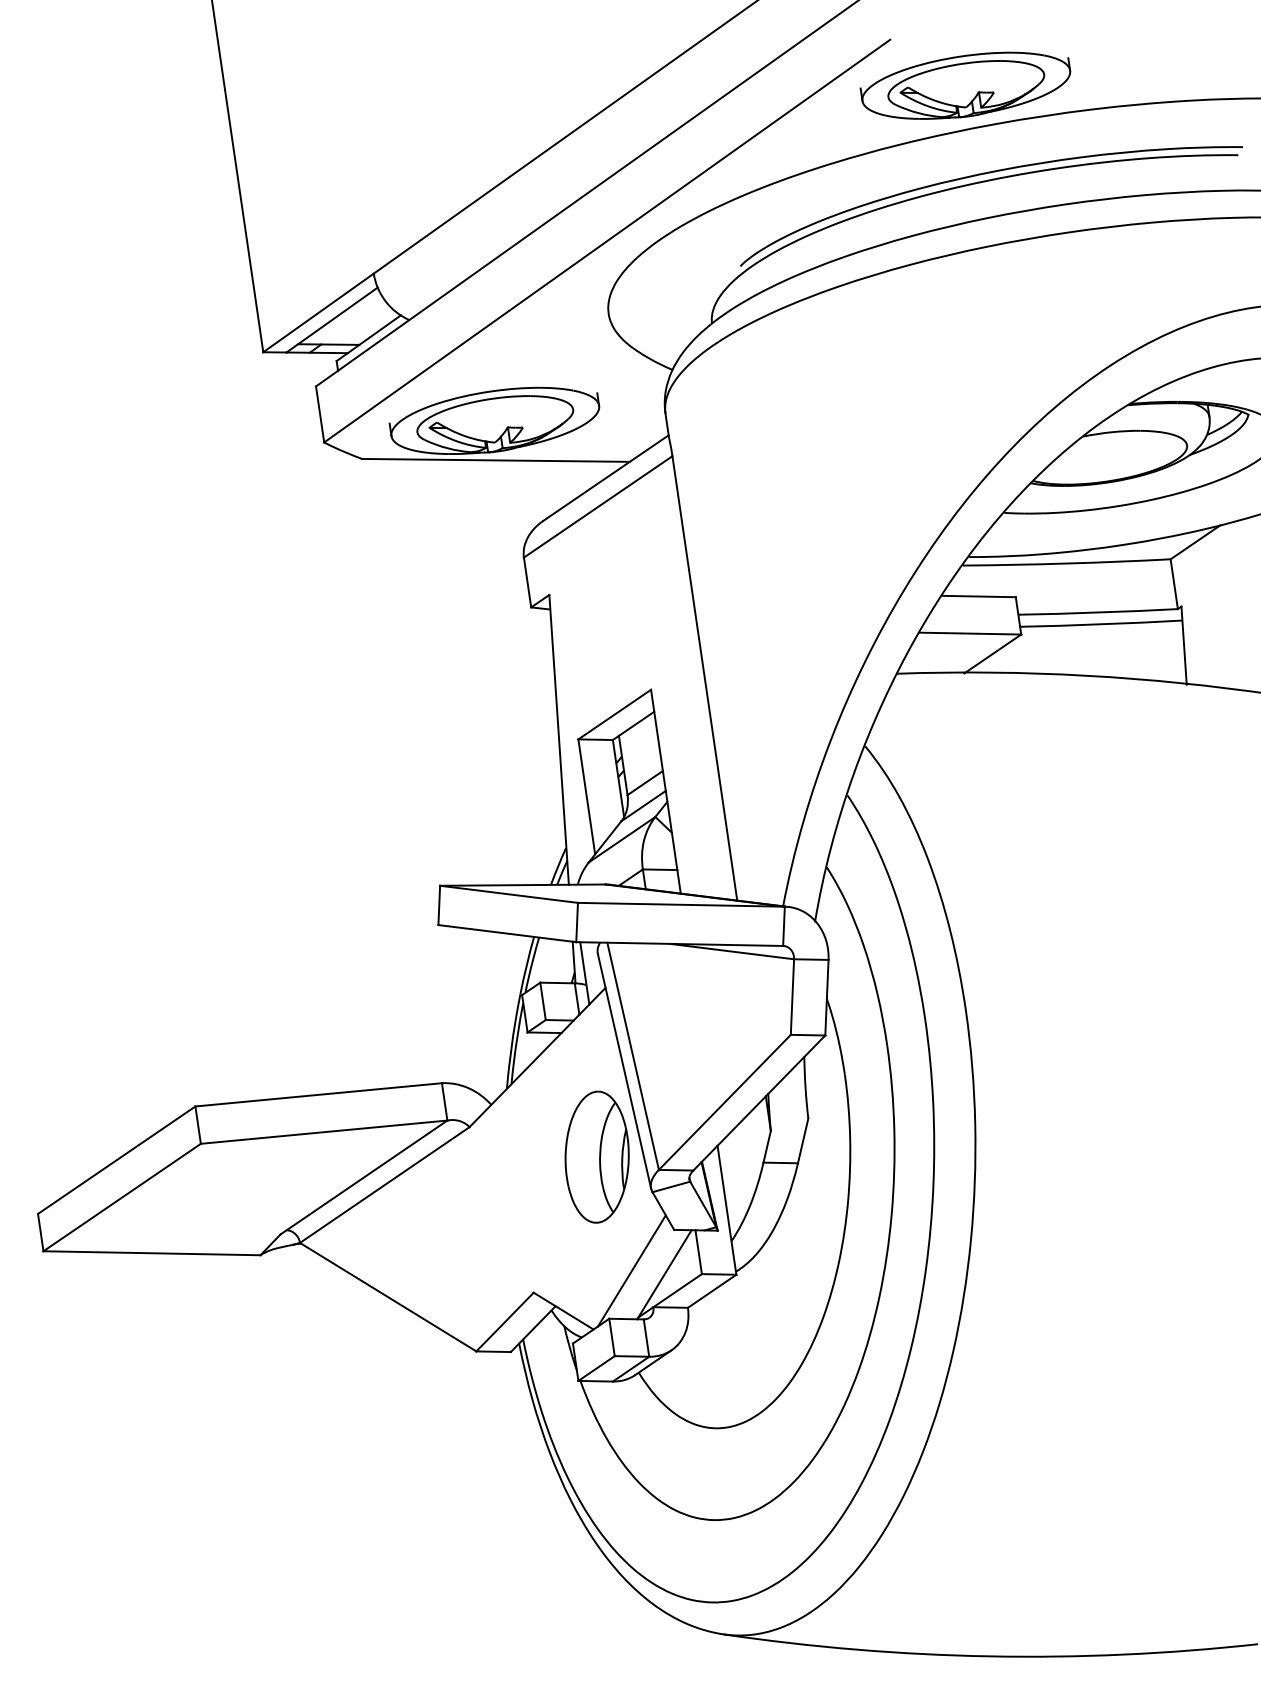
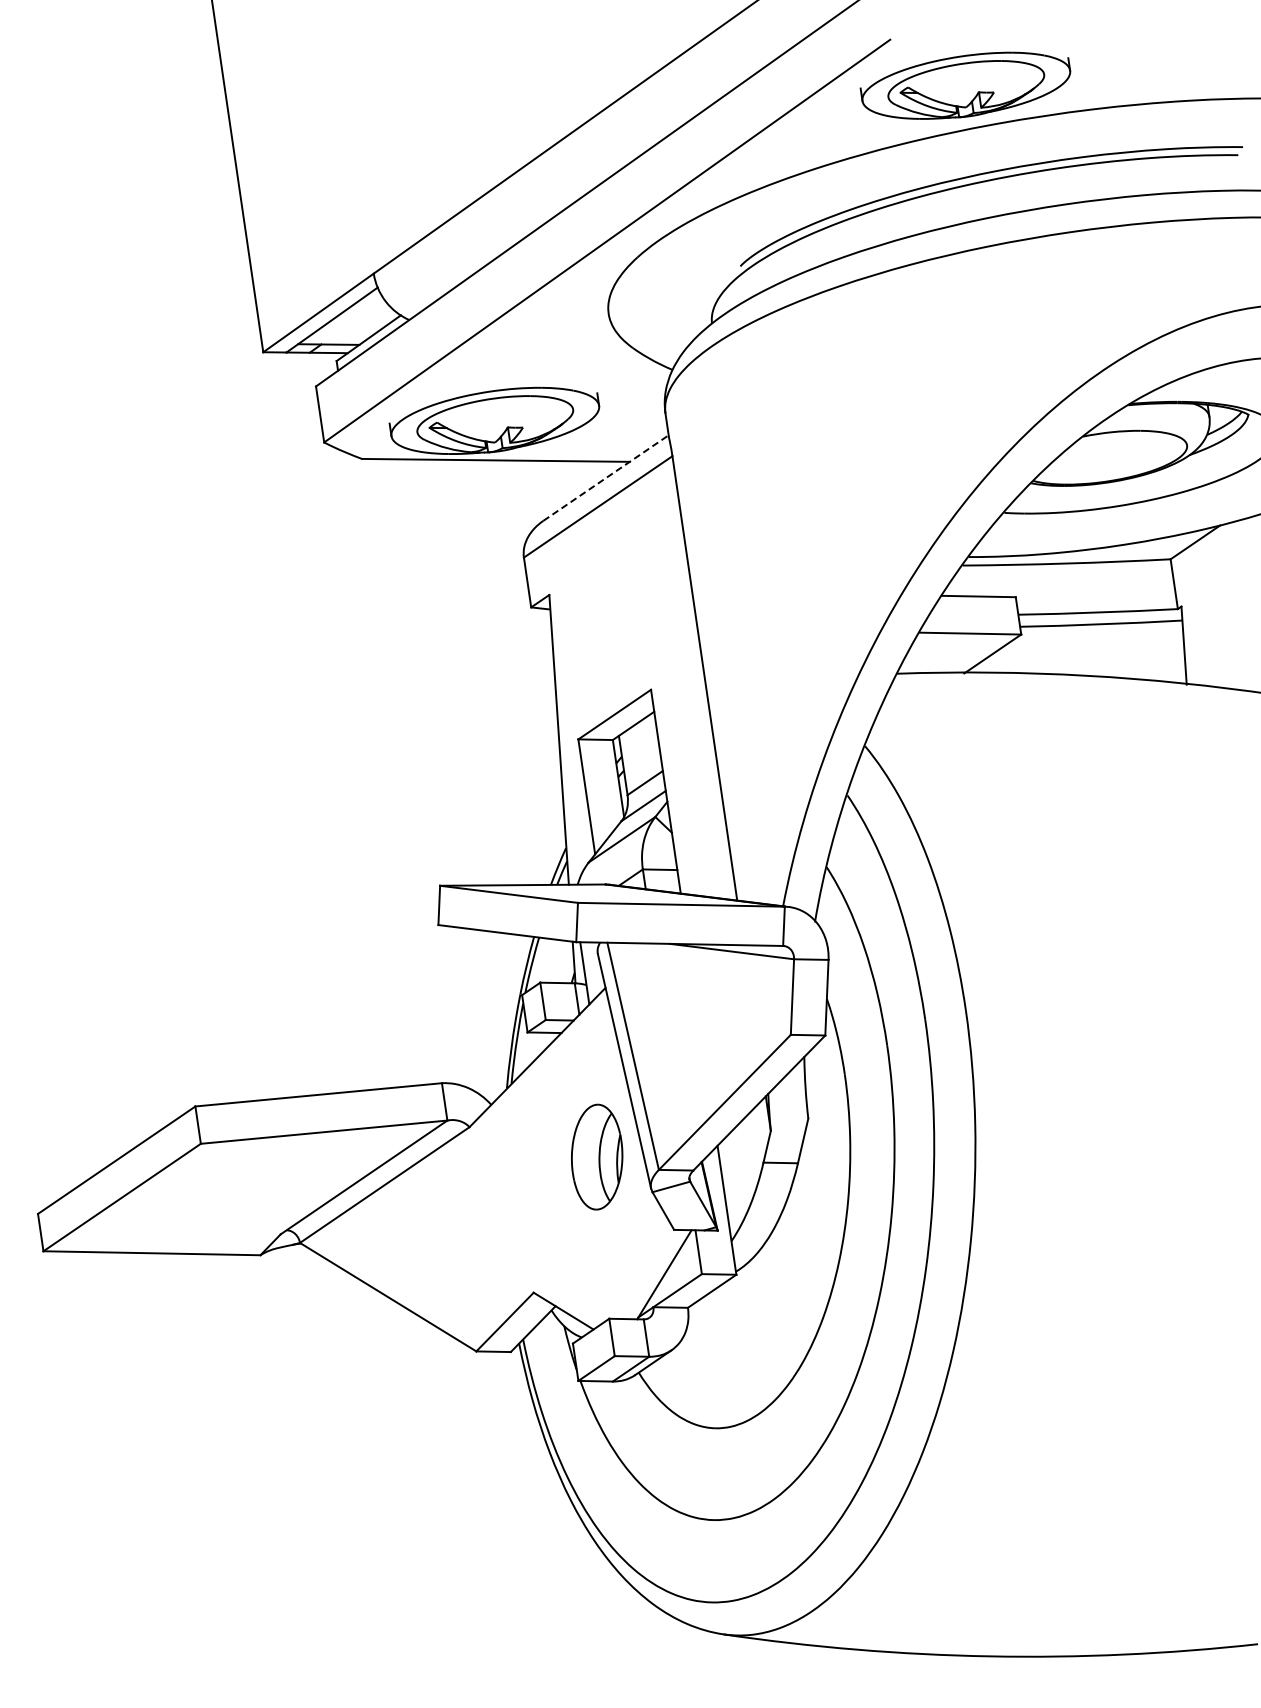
line: solid -> dashed (606, 478)
part size: 66x134 px -> 53x108 px (597, 1156)
line: present -> none (631, 1270)
